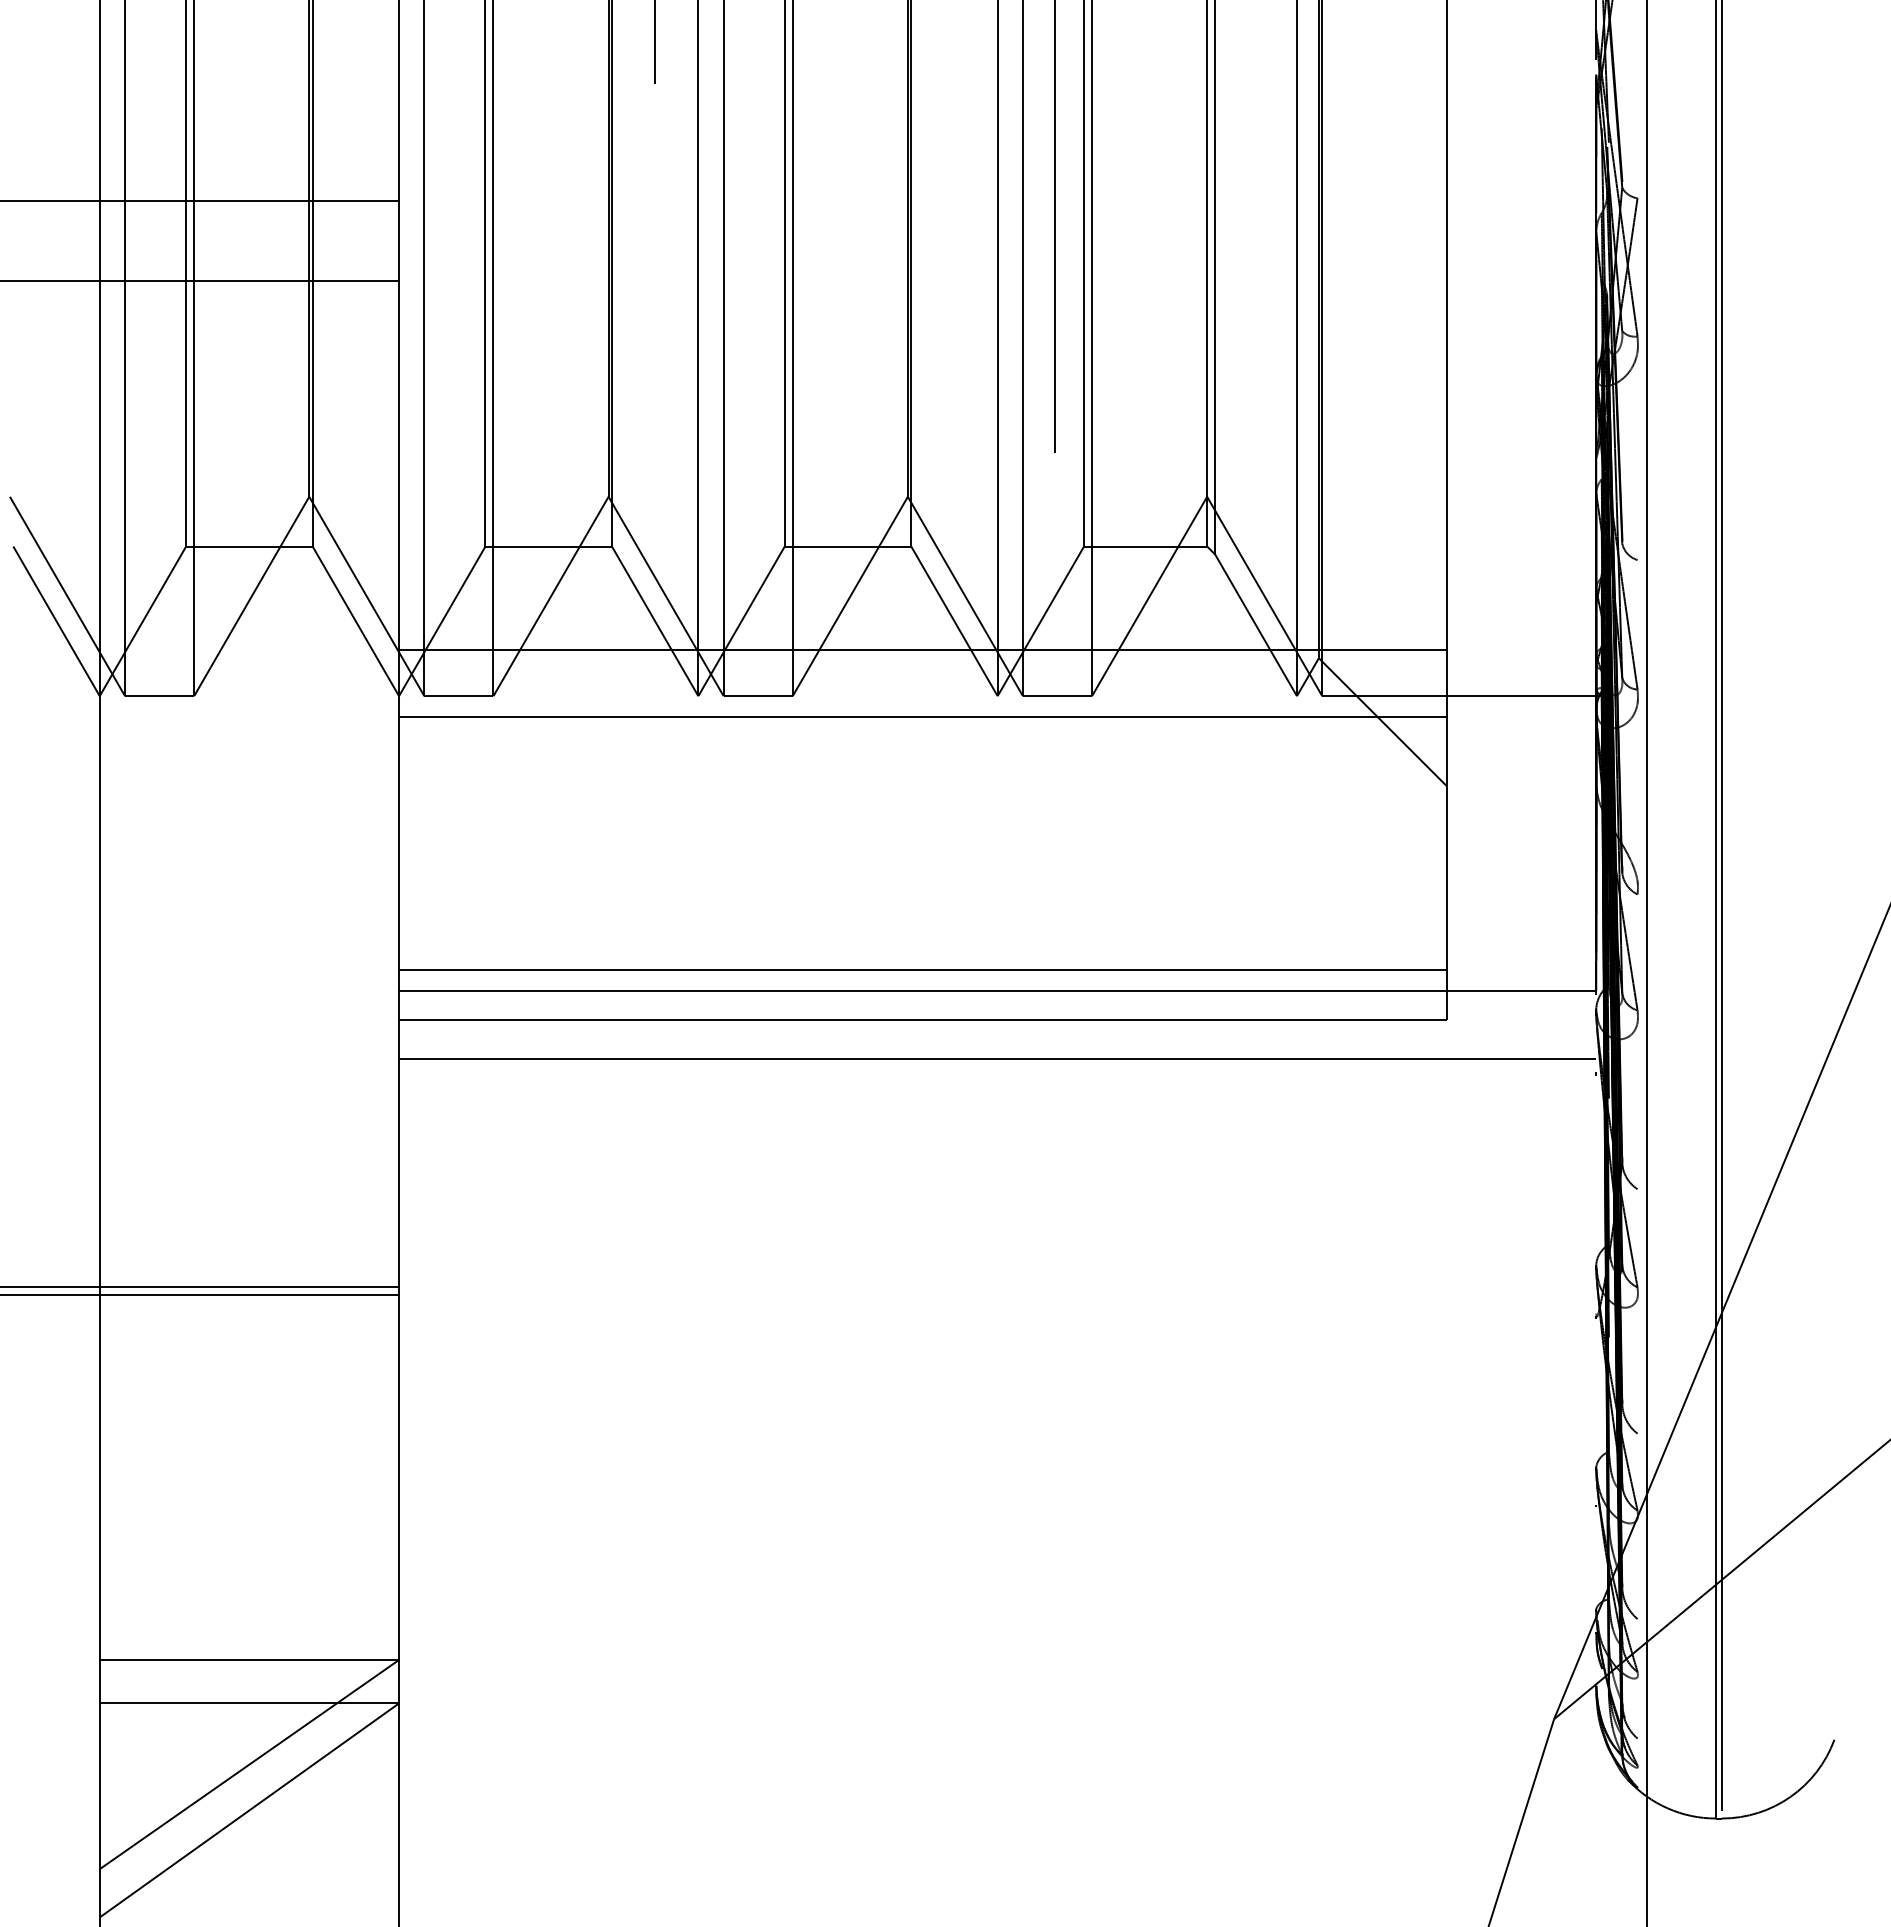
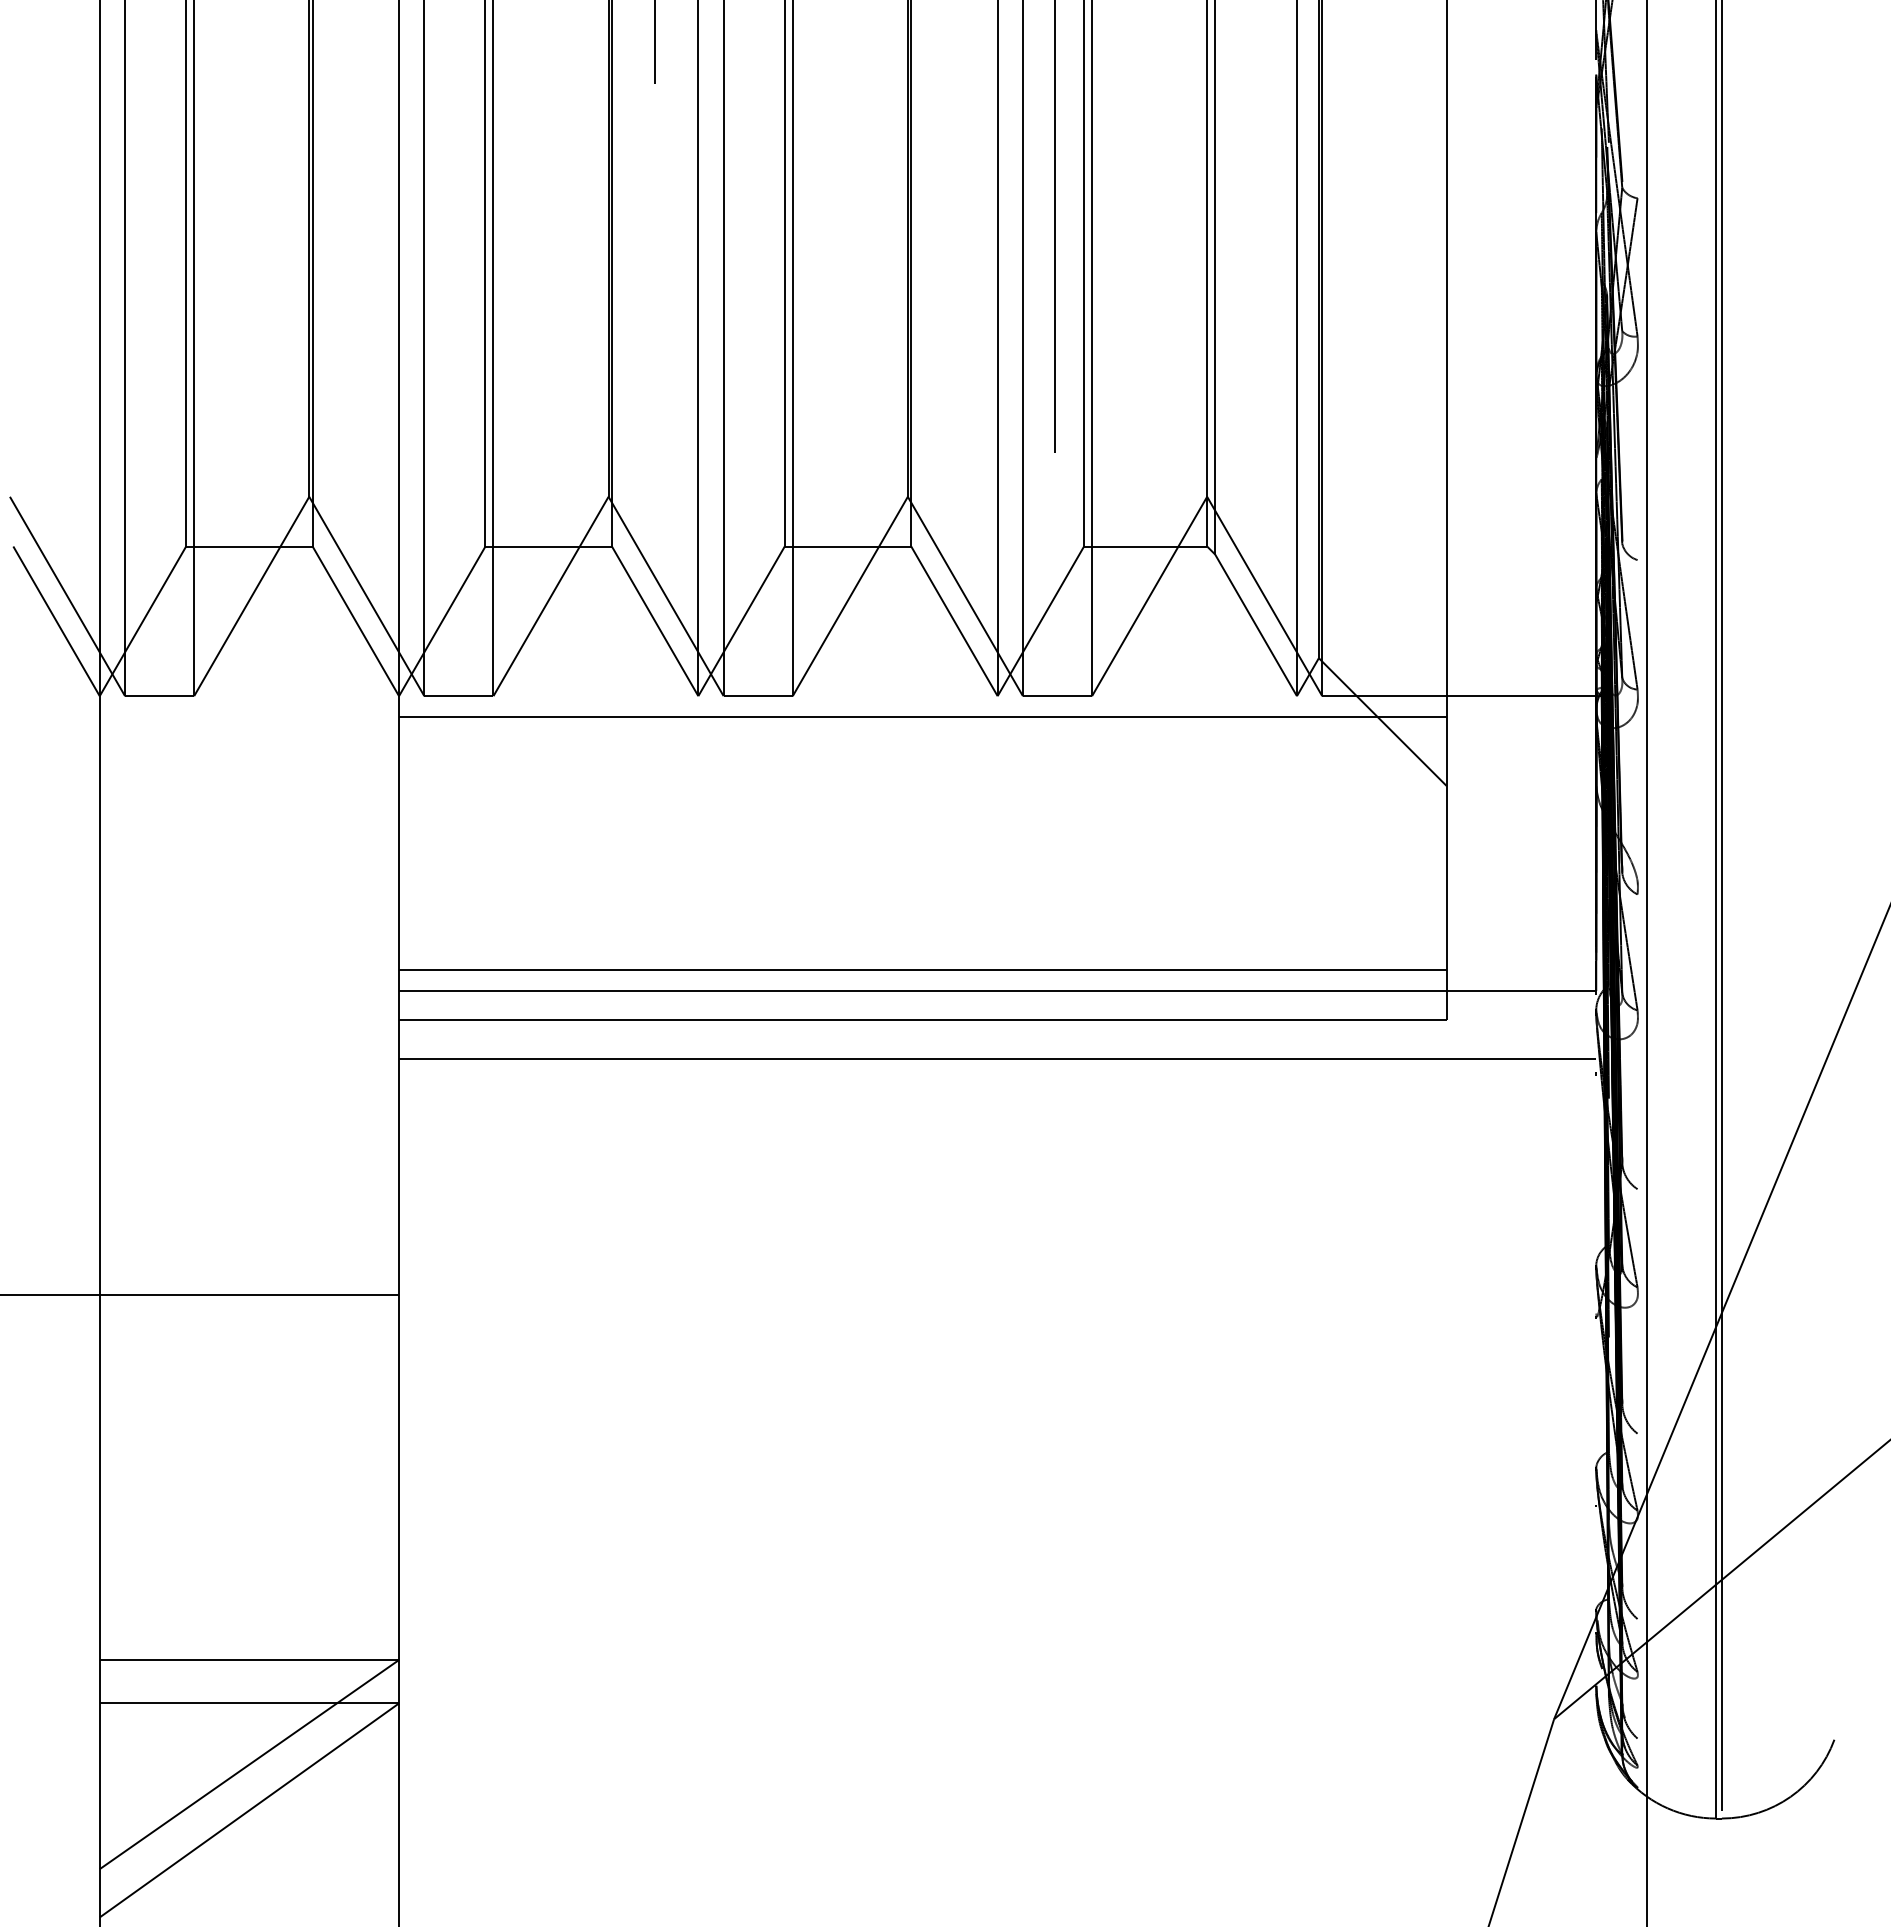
line: present -> none (200, 200)
line: present -> none (200, 280)
line: present -> none (922, 649)
line: present -> none (200, 1287)
